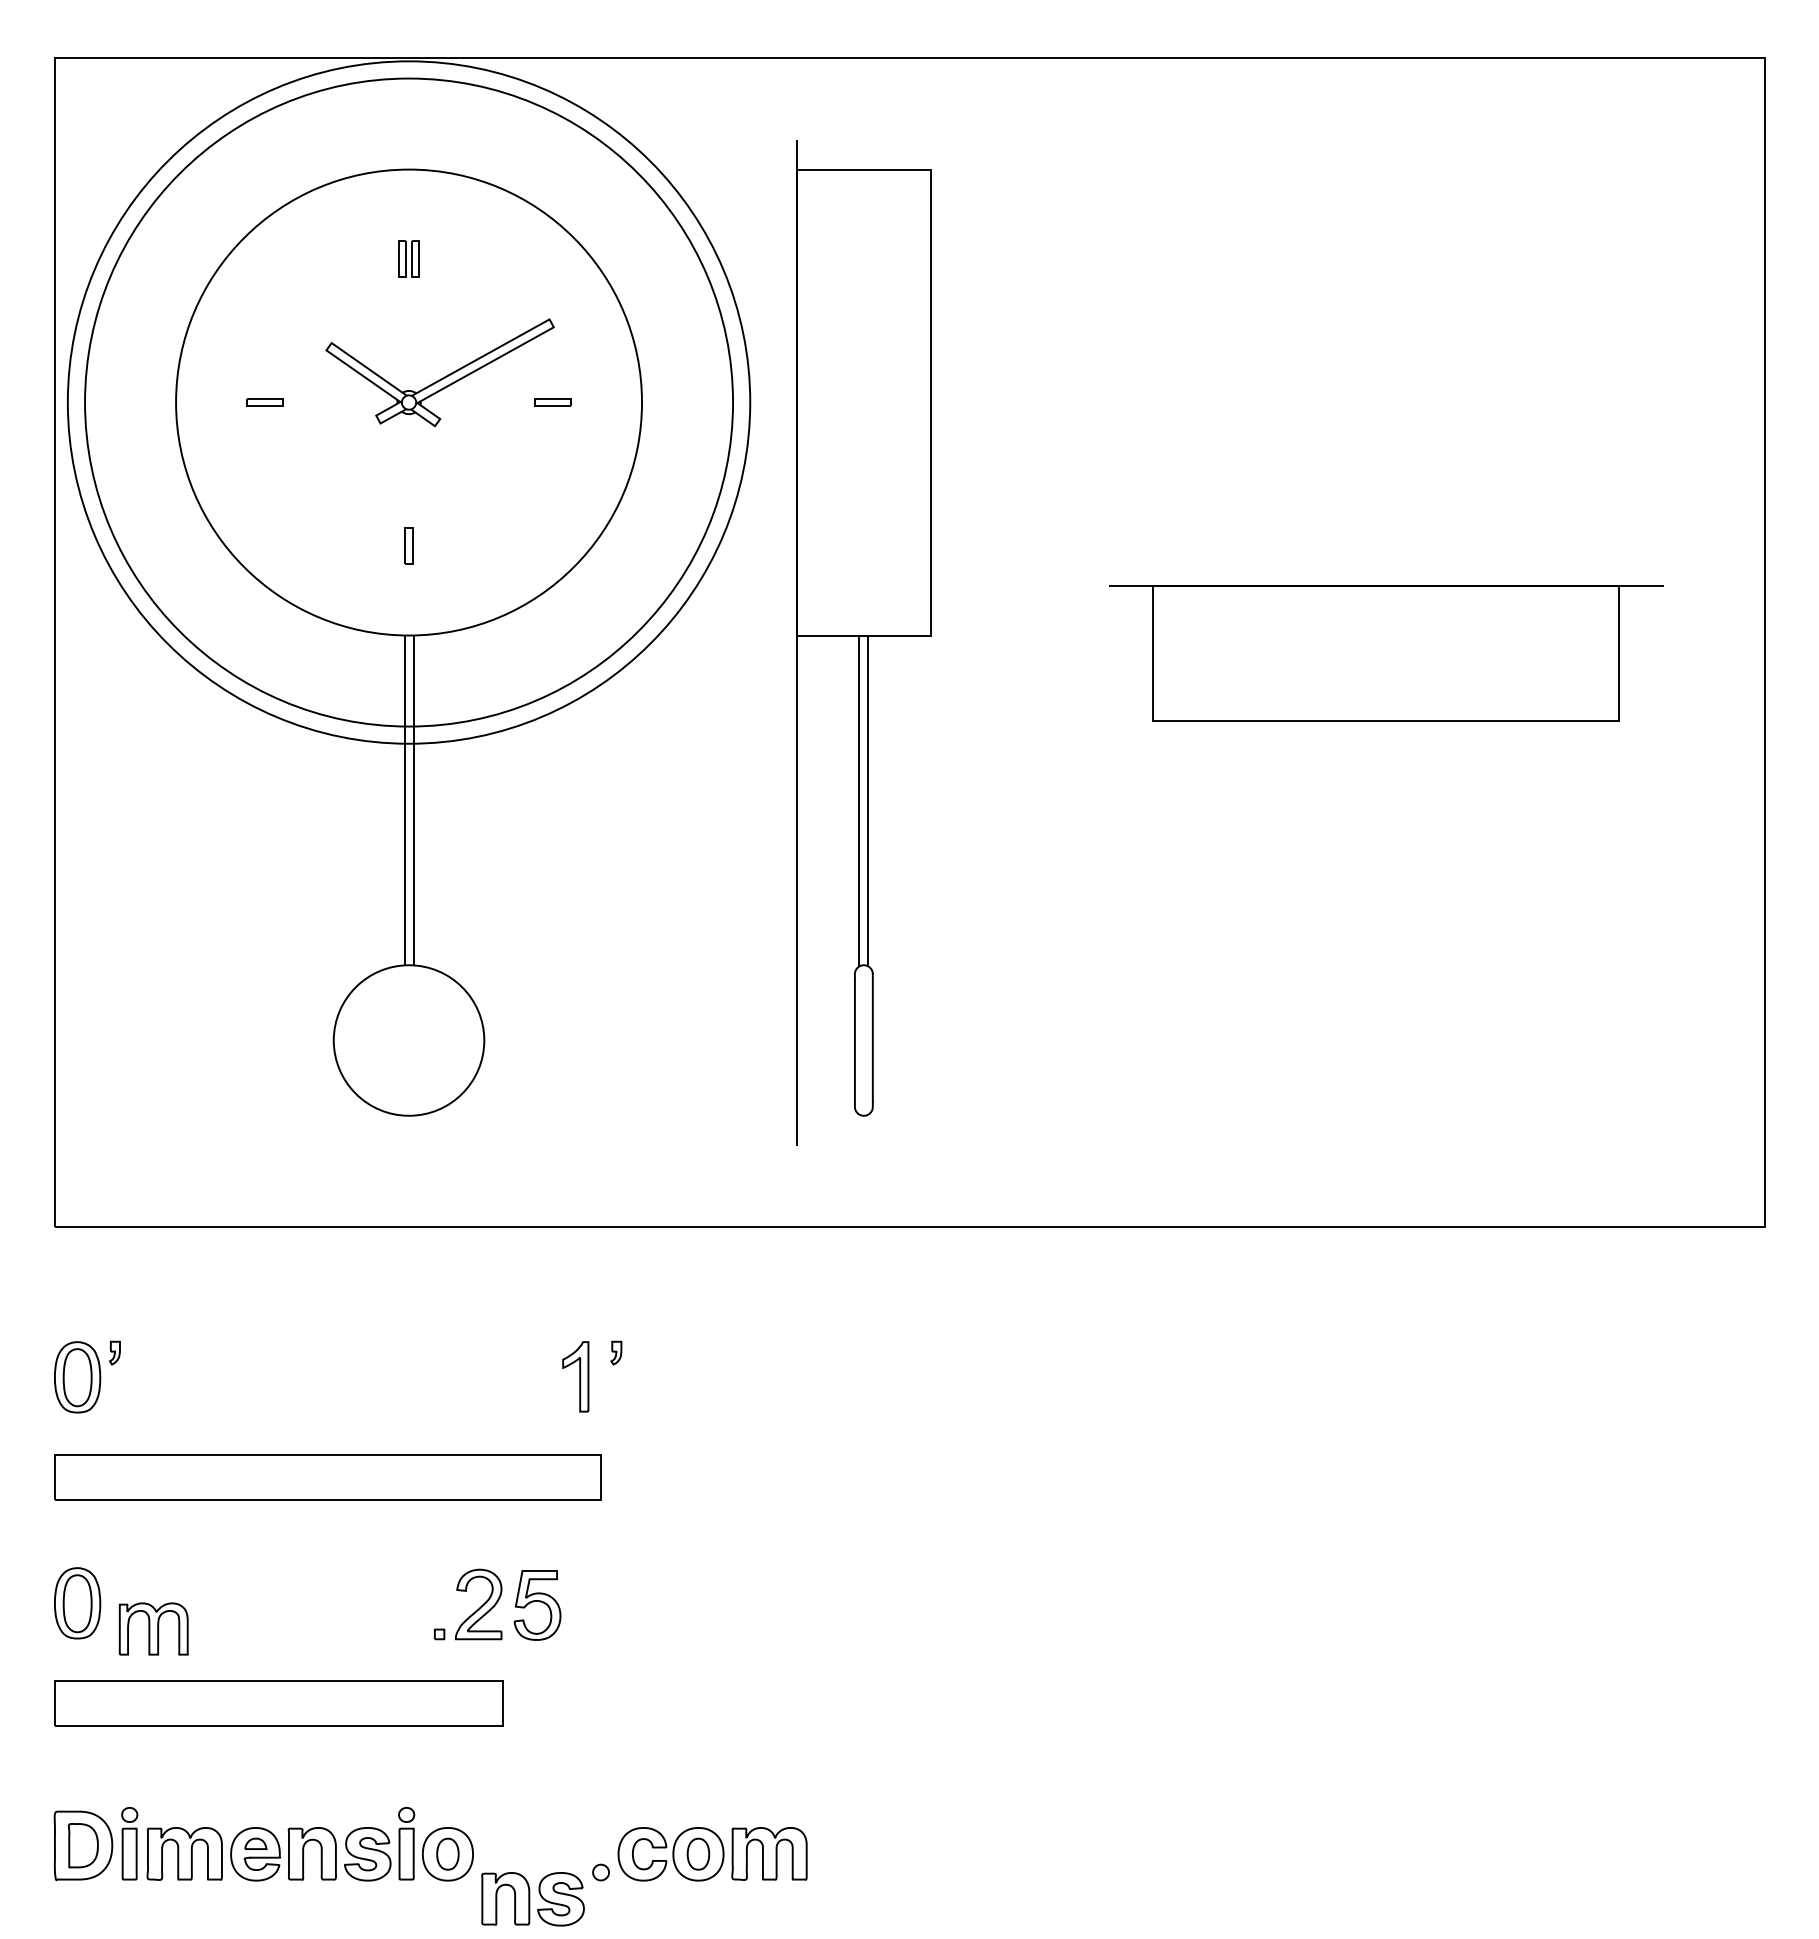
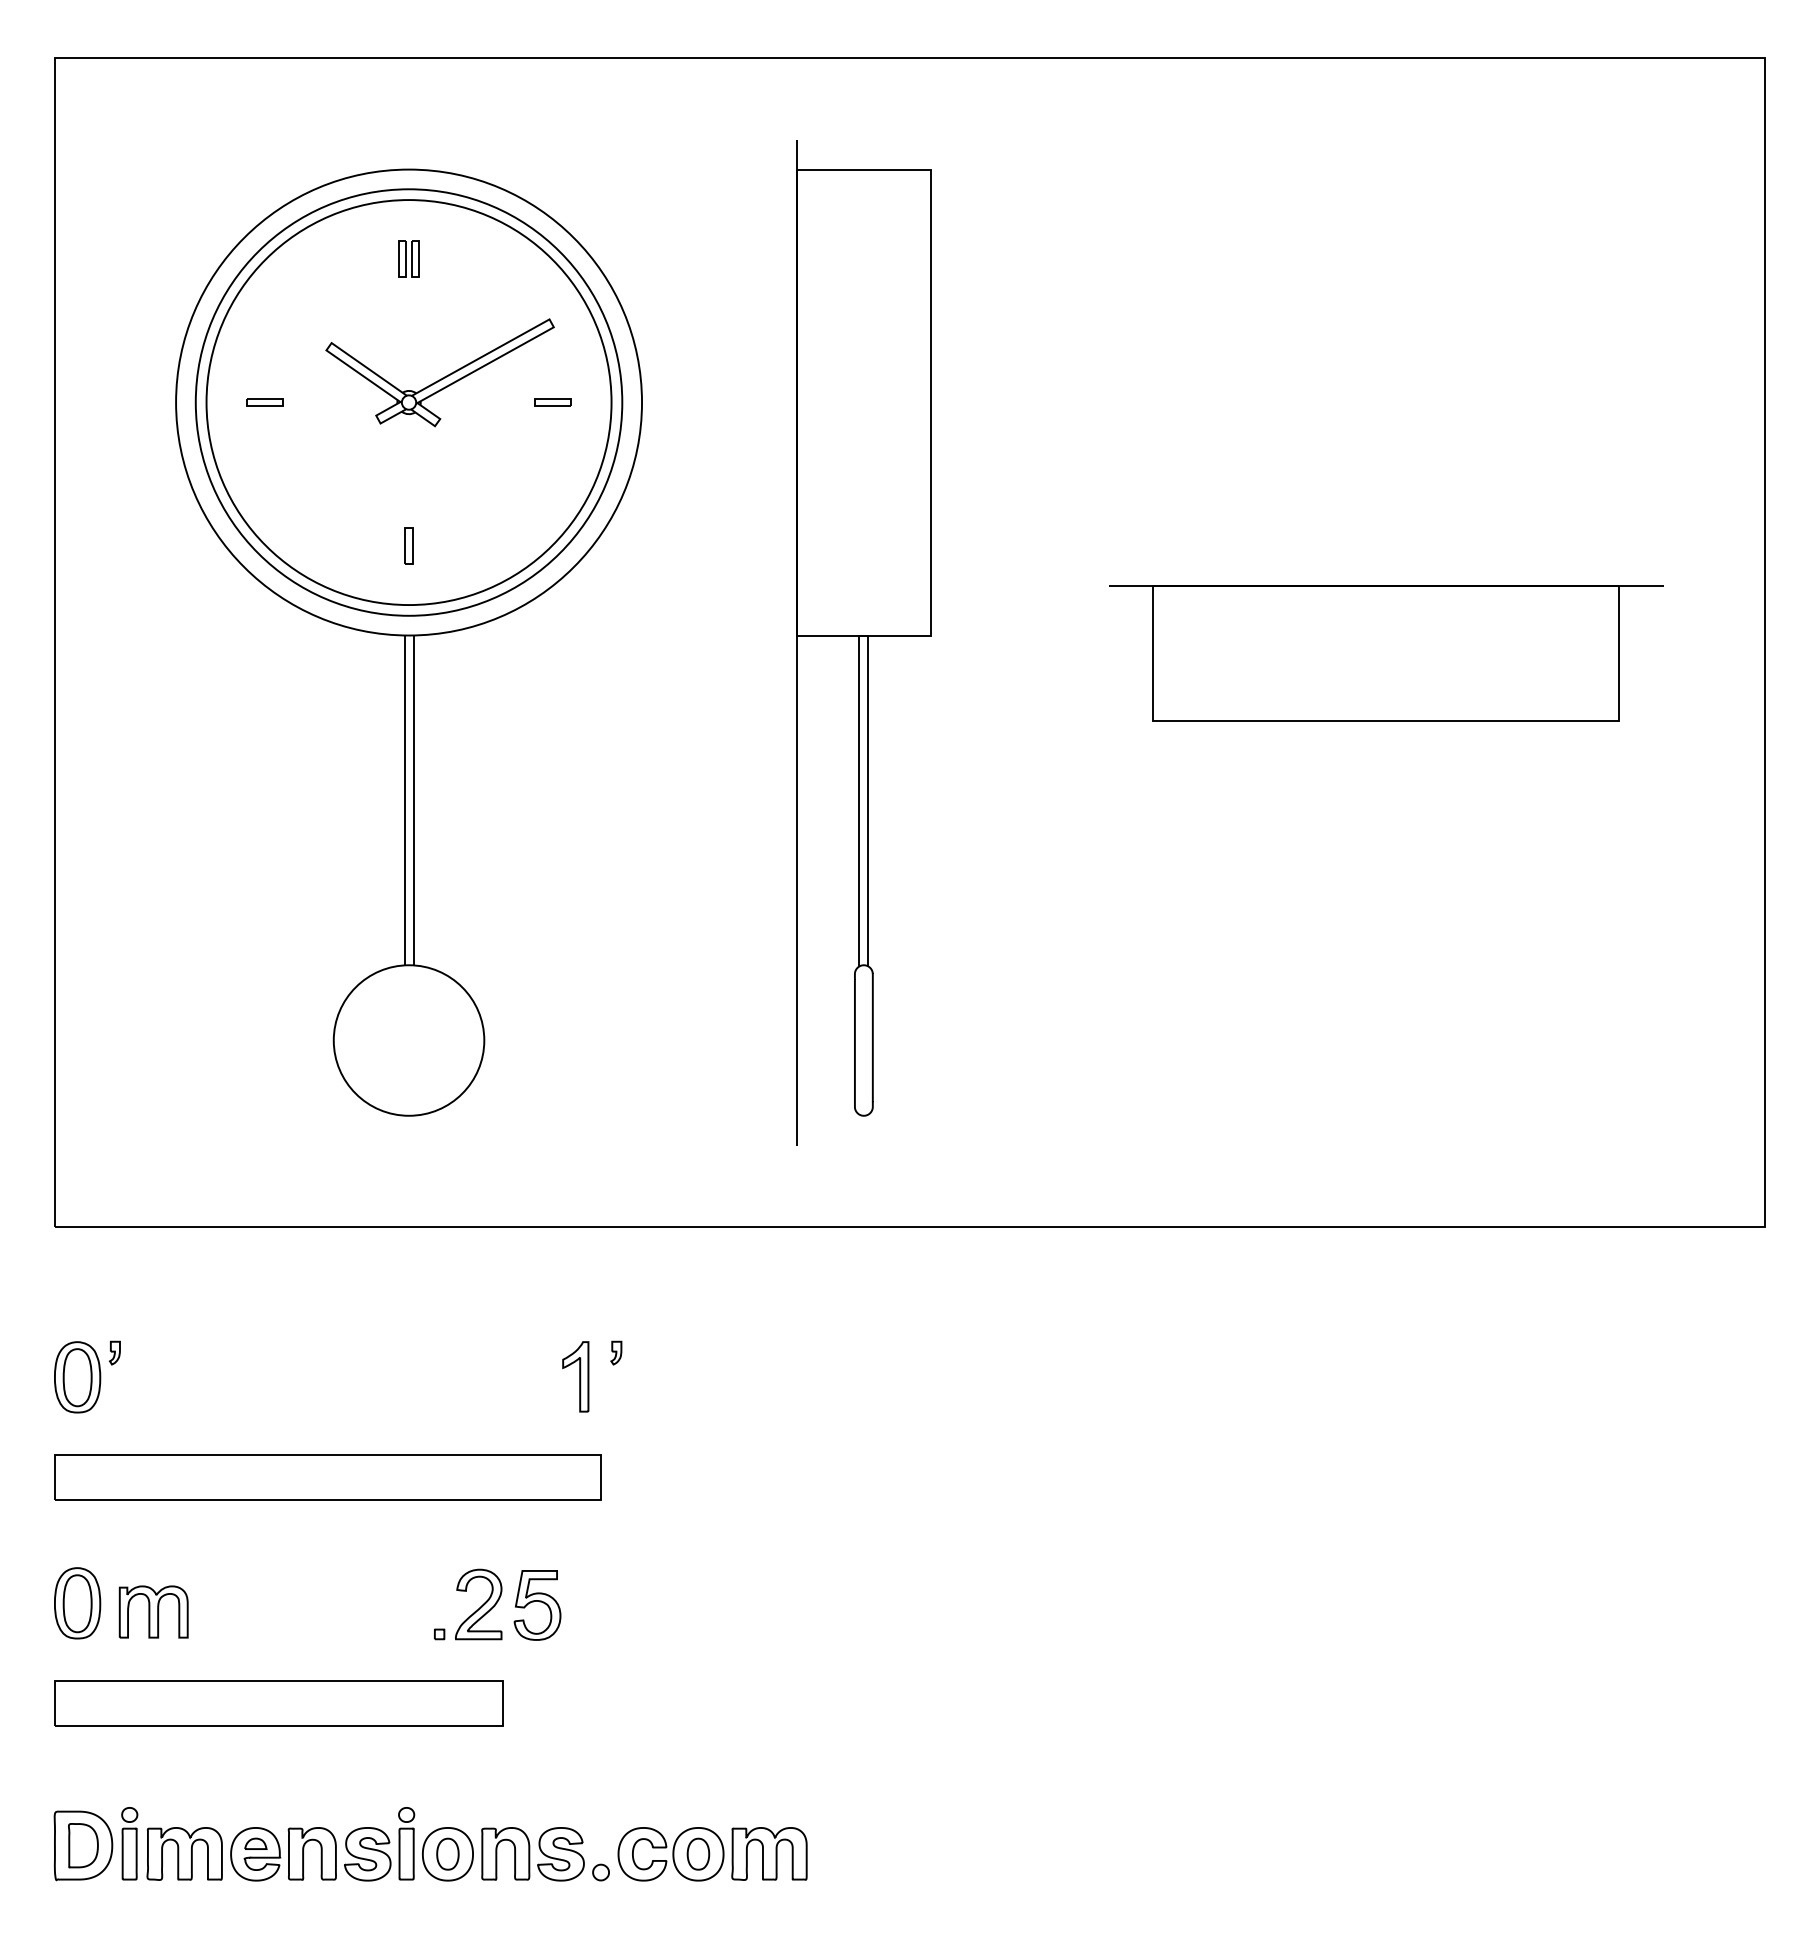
circle diameter: 682 px -> 427 px (408, 402)
circle diameter: 648 px -> 405 px (408, 402)
part position: (153, 1628) -> (153, 1611) (153, 1611)
part position: (532, 1899) -> (532, 1854) (532, 1854)
